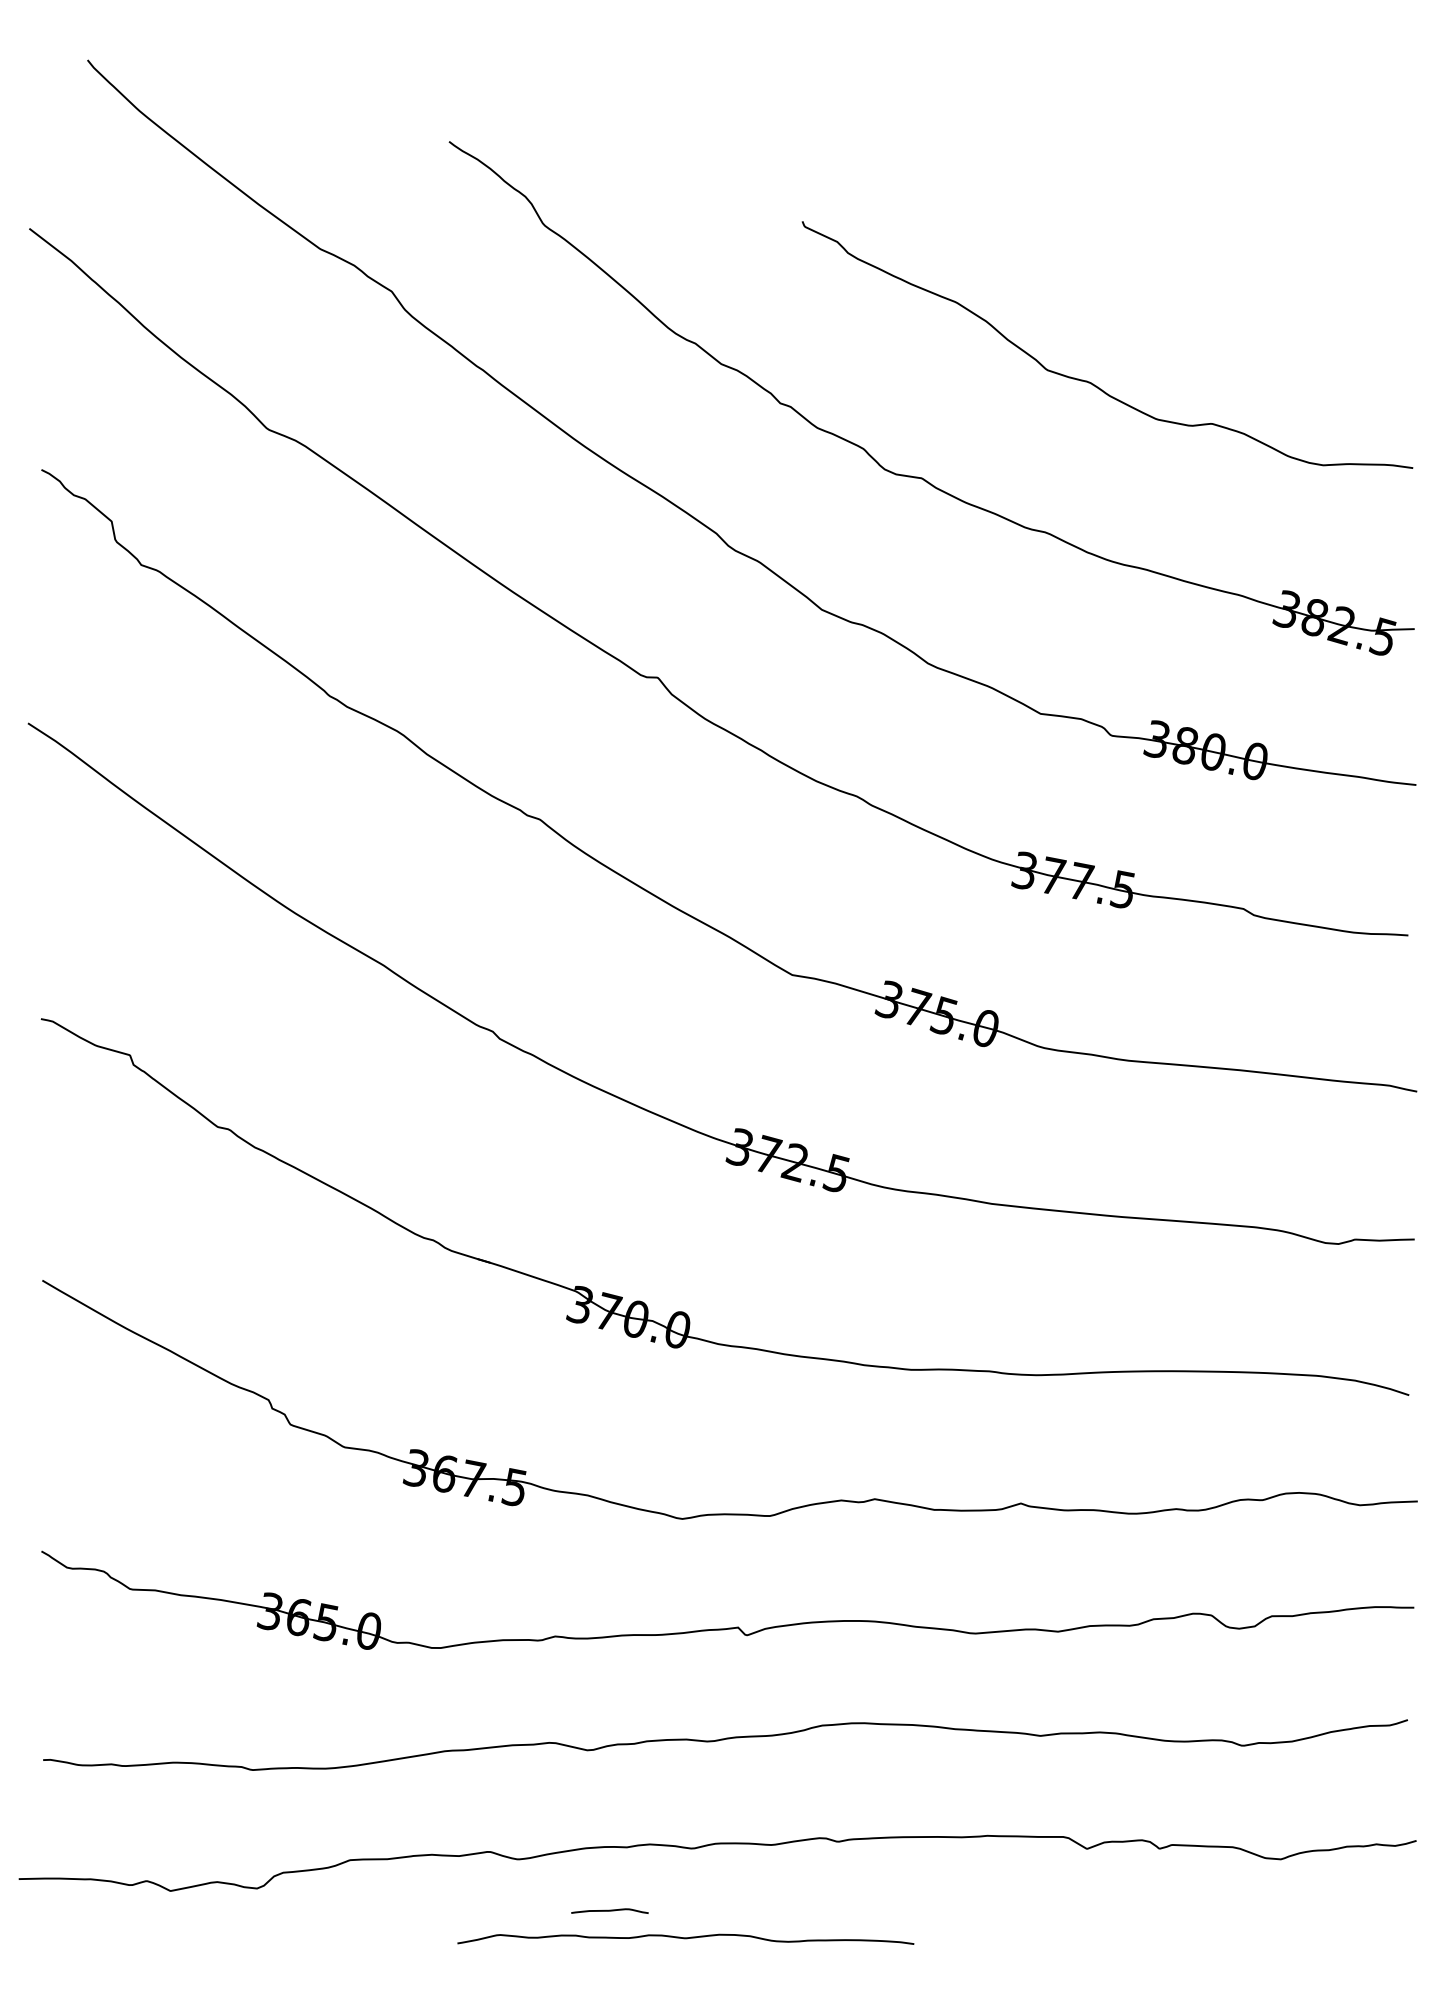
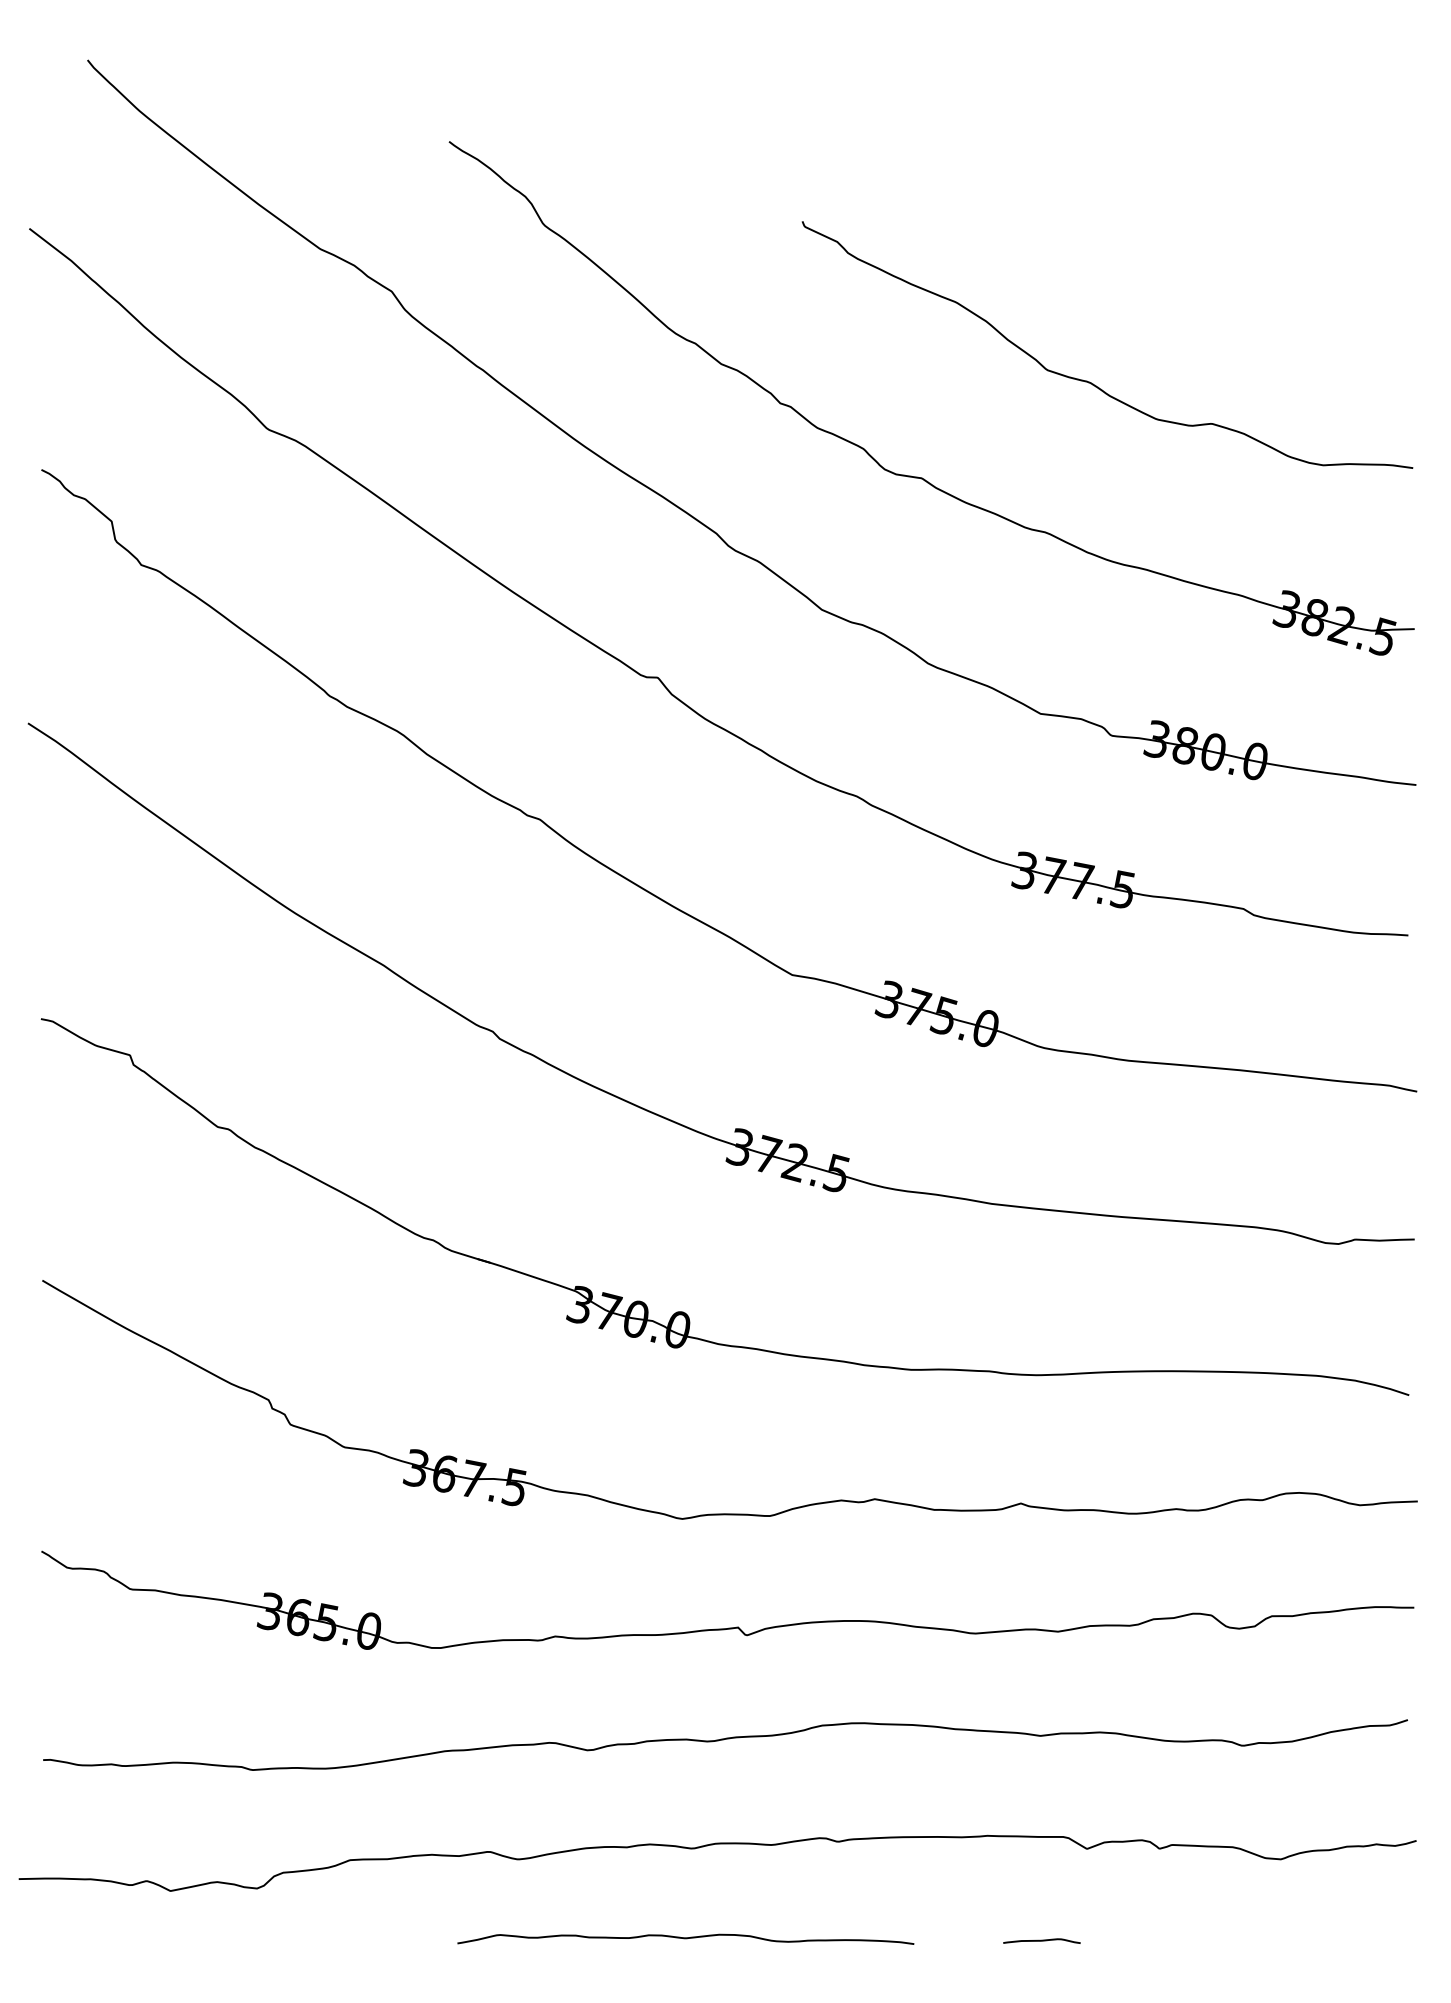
curve position: (609, 1910) -> (1041, 1940) (1041, 1940)
